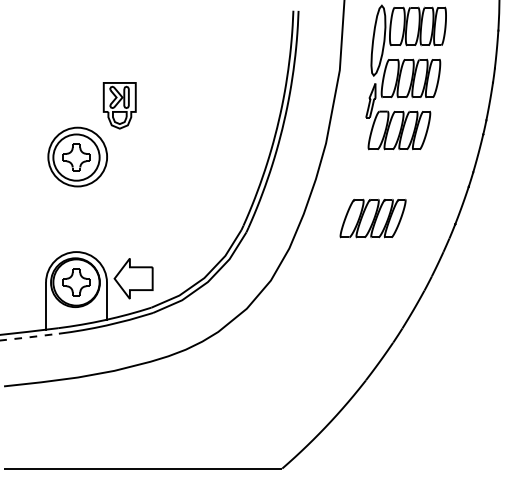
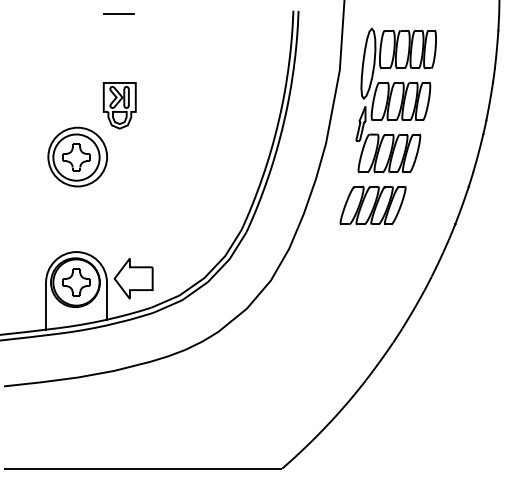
line: none -> present (118, 14)
part position: (405, 77) -> (395, 100) (395, 100)
part position: (372, 218) -> (372, 205) (372, 205)
line: dashed -> solid (29, 337)
